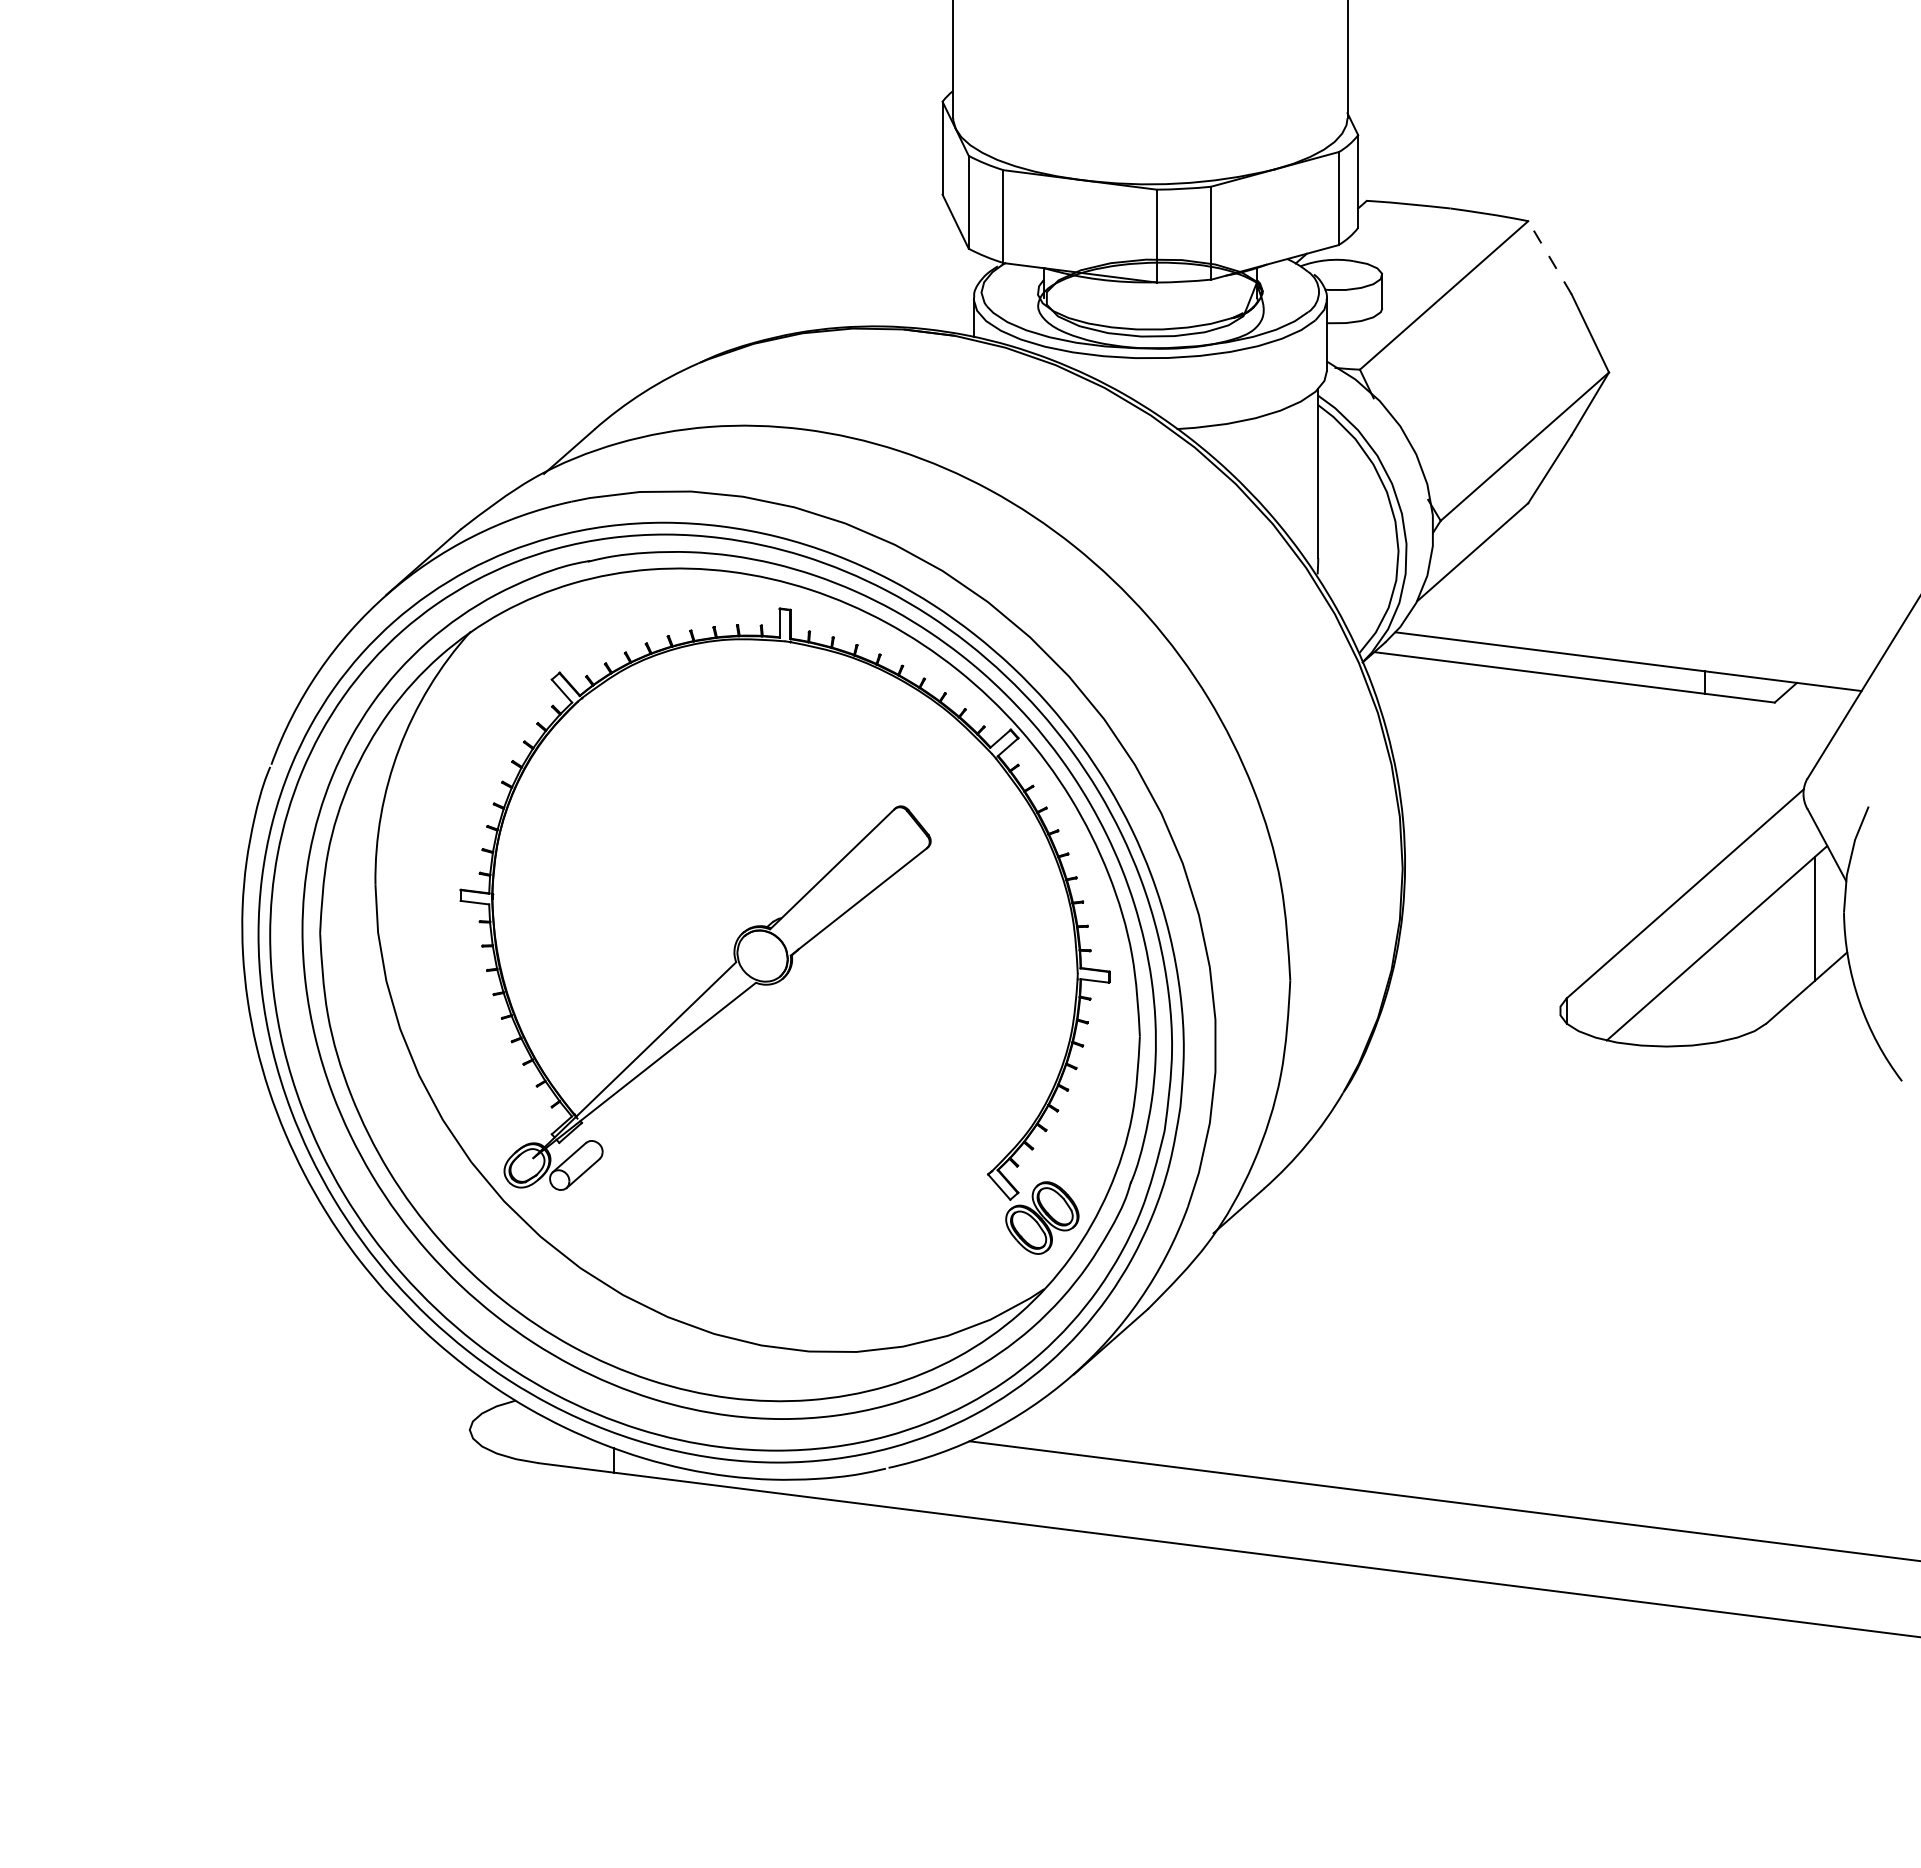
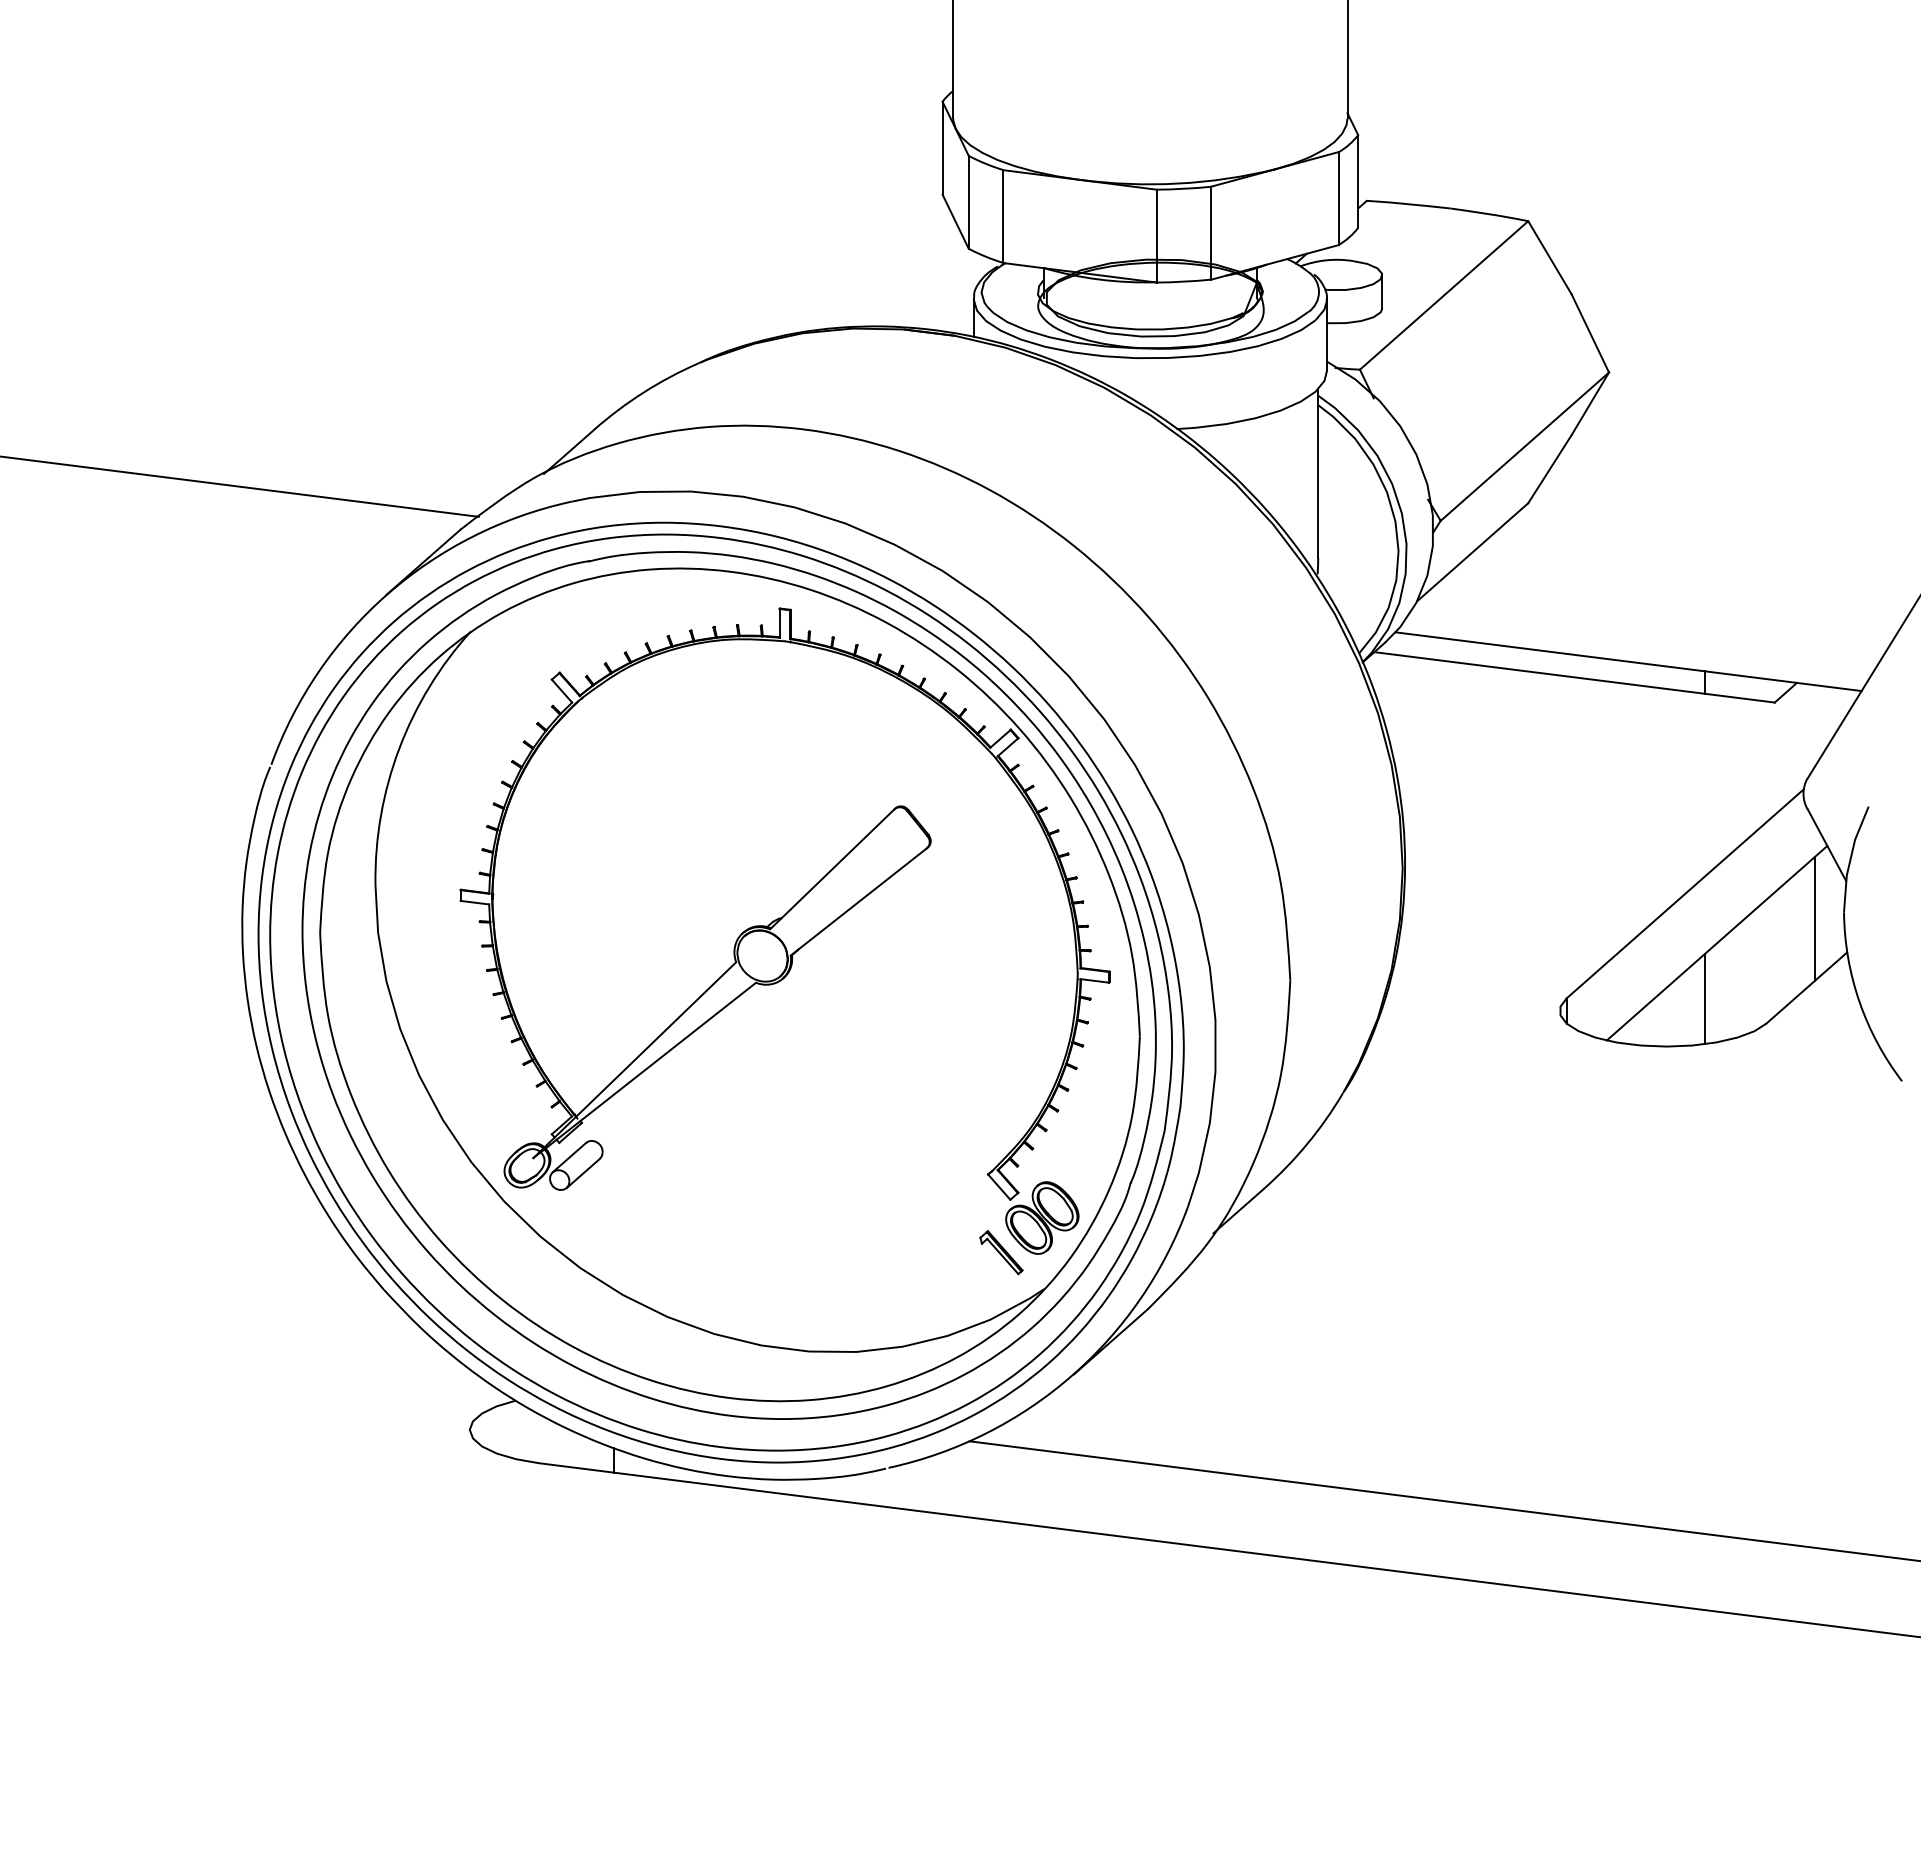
line: dashed -> solid (1549, 257)
line: none -> present (240, 486)
line: none -> present (1704, 999)
part: none -> present (1001, 1252)
